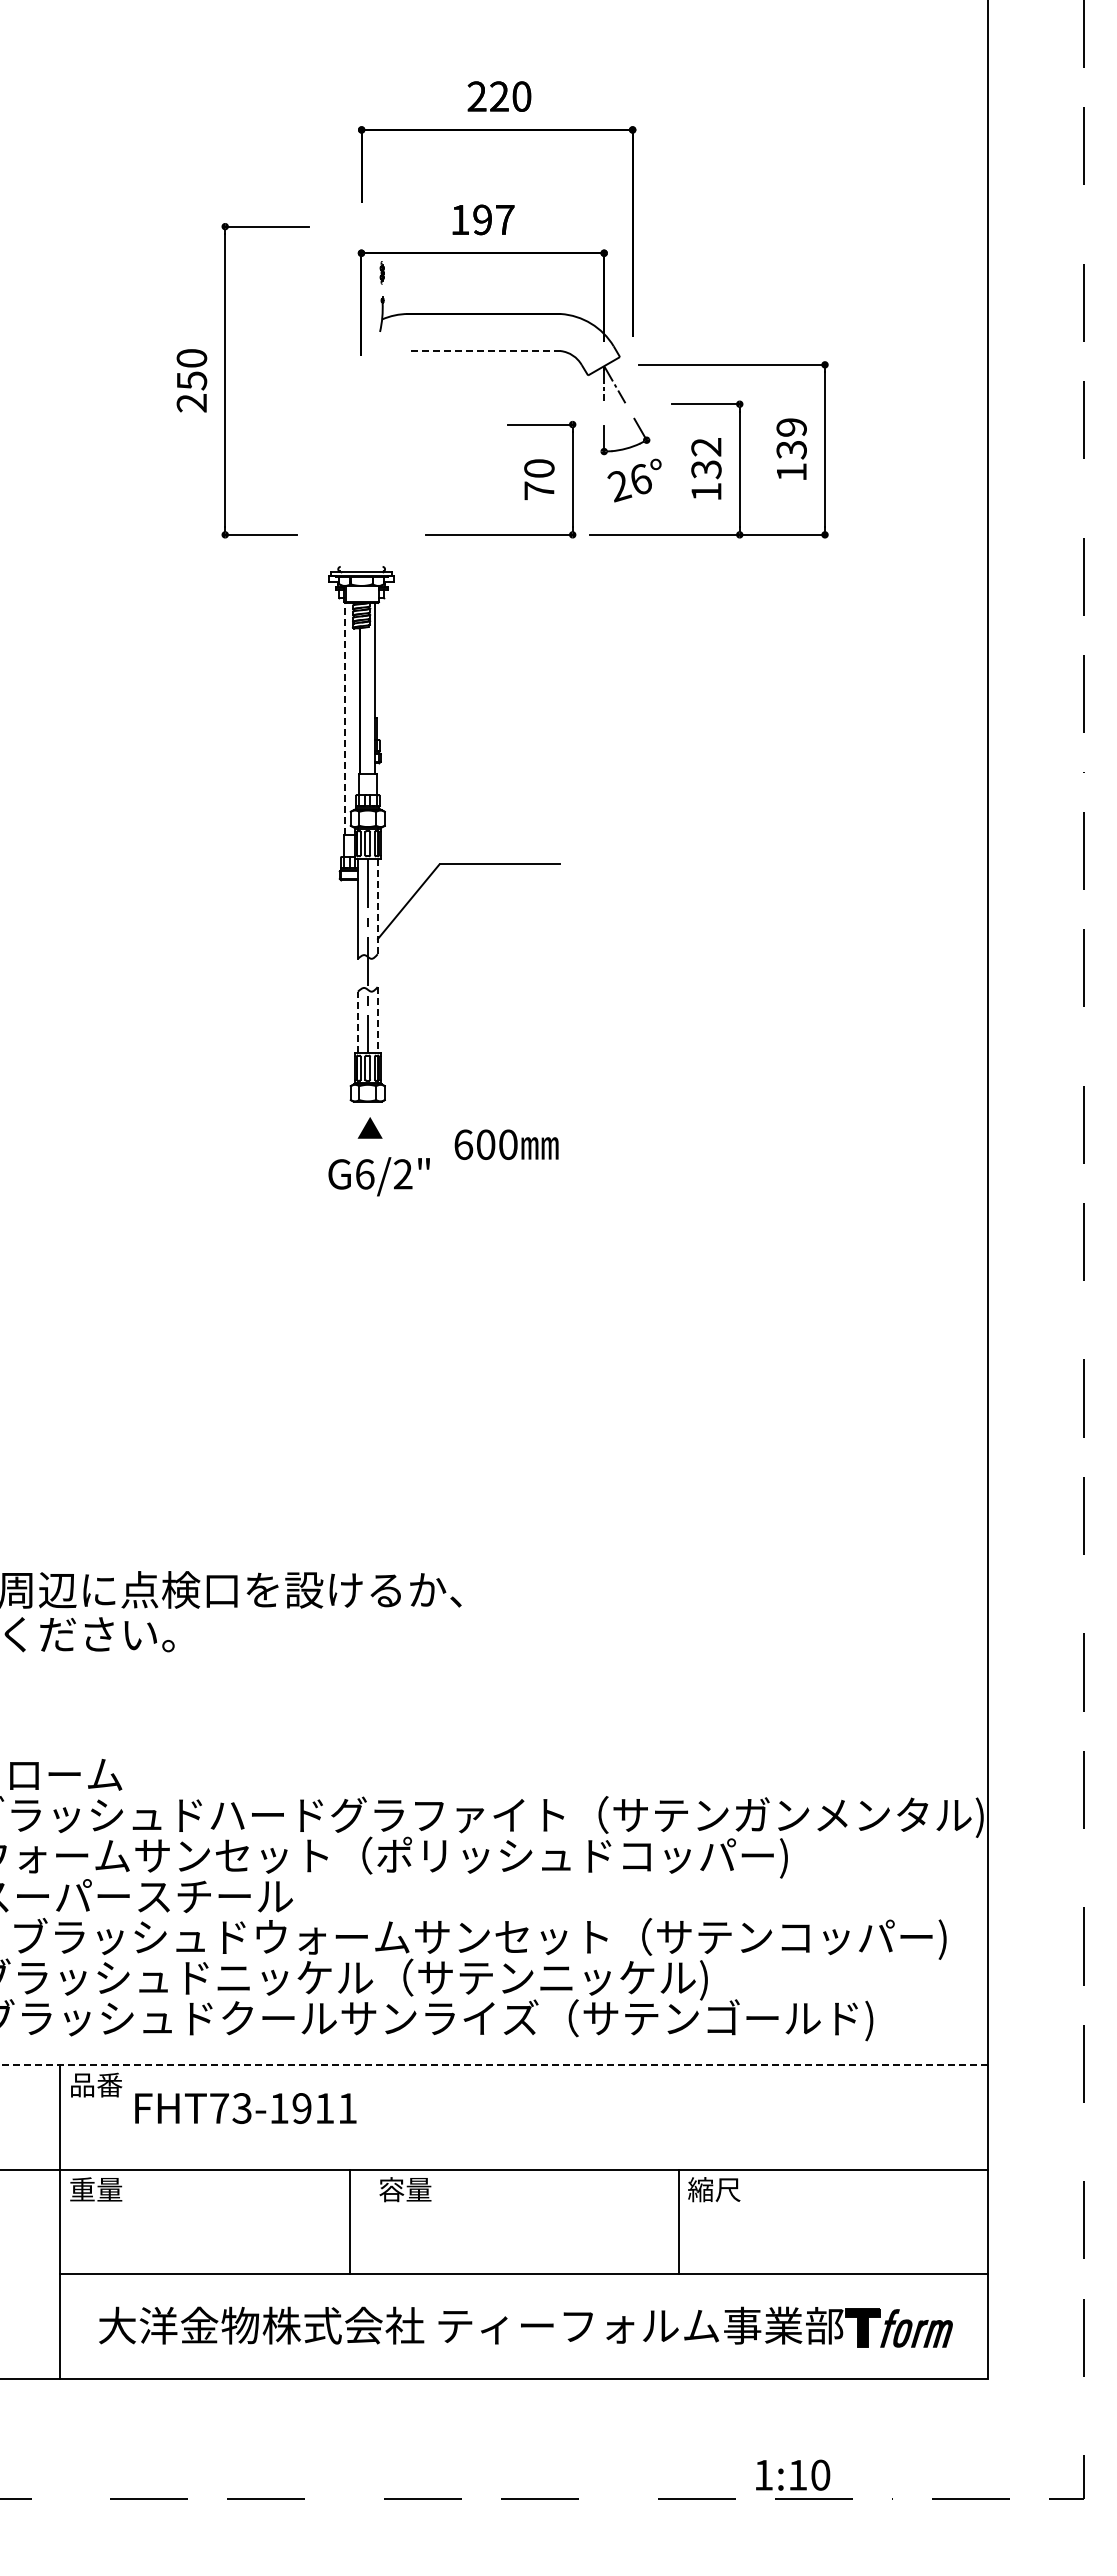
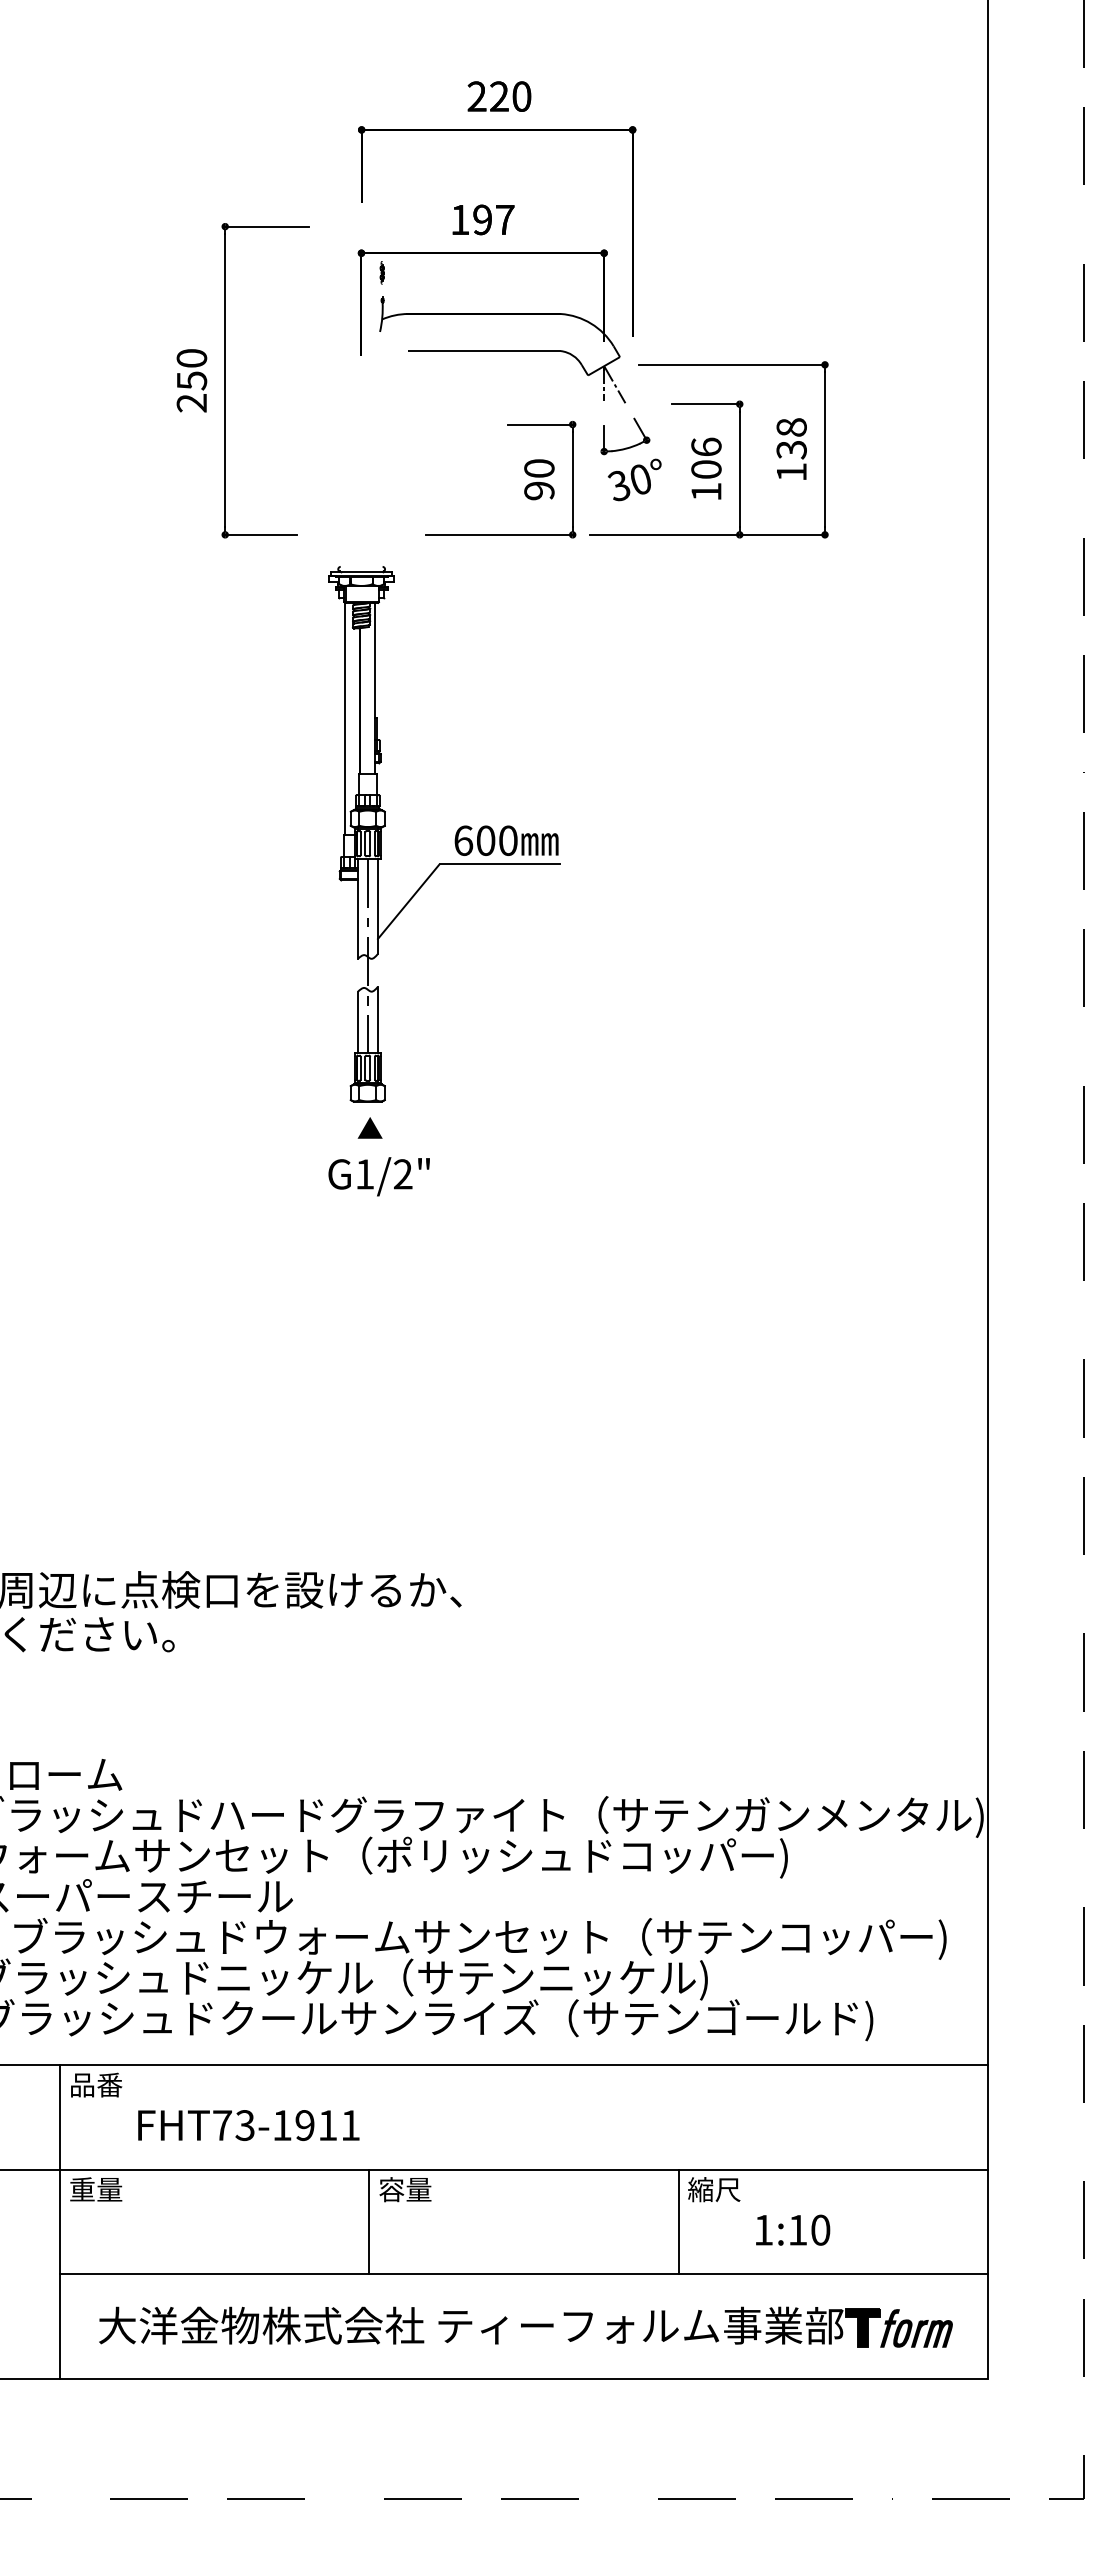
line: dashed -> solid (483, 351)
text: 139 -> 138 (791, 427)
text: 132 -> 106 (706, 458)
text: 26° -> 30° (629, 483)
text: 70 -> 90 (539, 490)
line: dashed -> solid (345, 718)
line: dashed -> solid (377, 906)
line: dashed -> solid (377, 1020)
line: dashed -> solid (357, 1022)
text position: (506, 1144) -> (506, 840) (506, 840)
text: G6/2" -> G1/2" (365, 1174)
line: dashed -> solid (493, 2064)
text position: (245, 2108) -> (248, 2125) (248, 2125)
line position: (350, 2221) -> (369, 2221) (369, 2221)
text position: (793, 2474) -> (793, 2229) (793, 2229)
